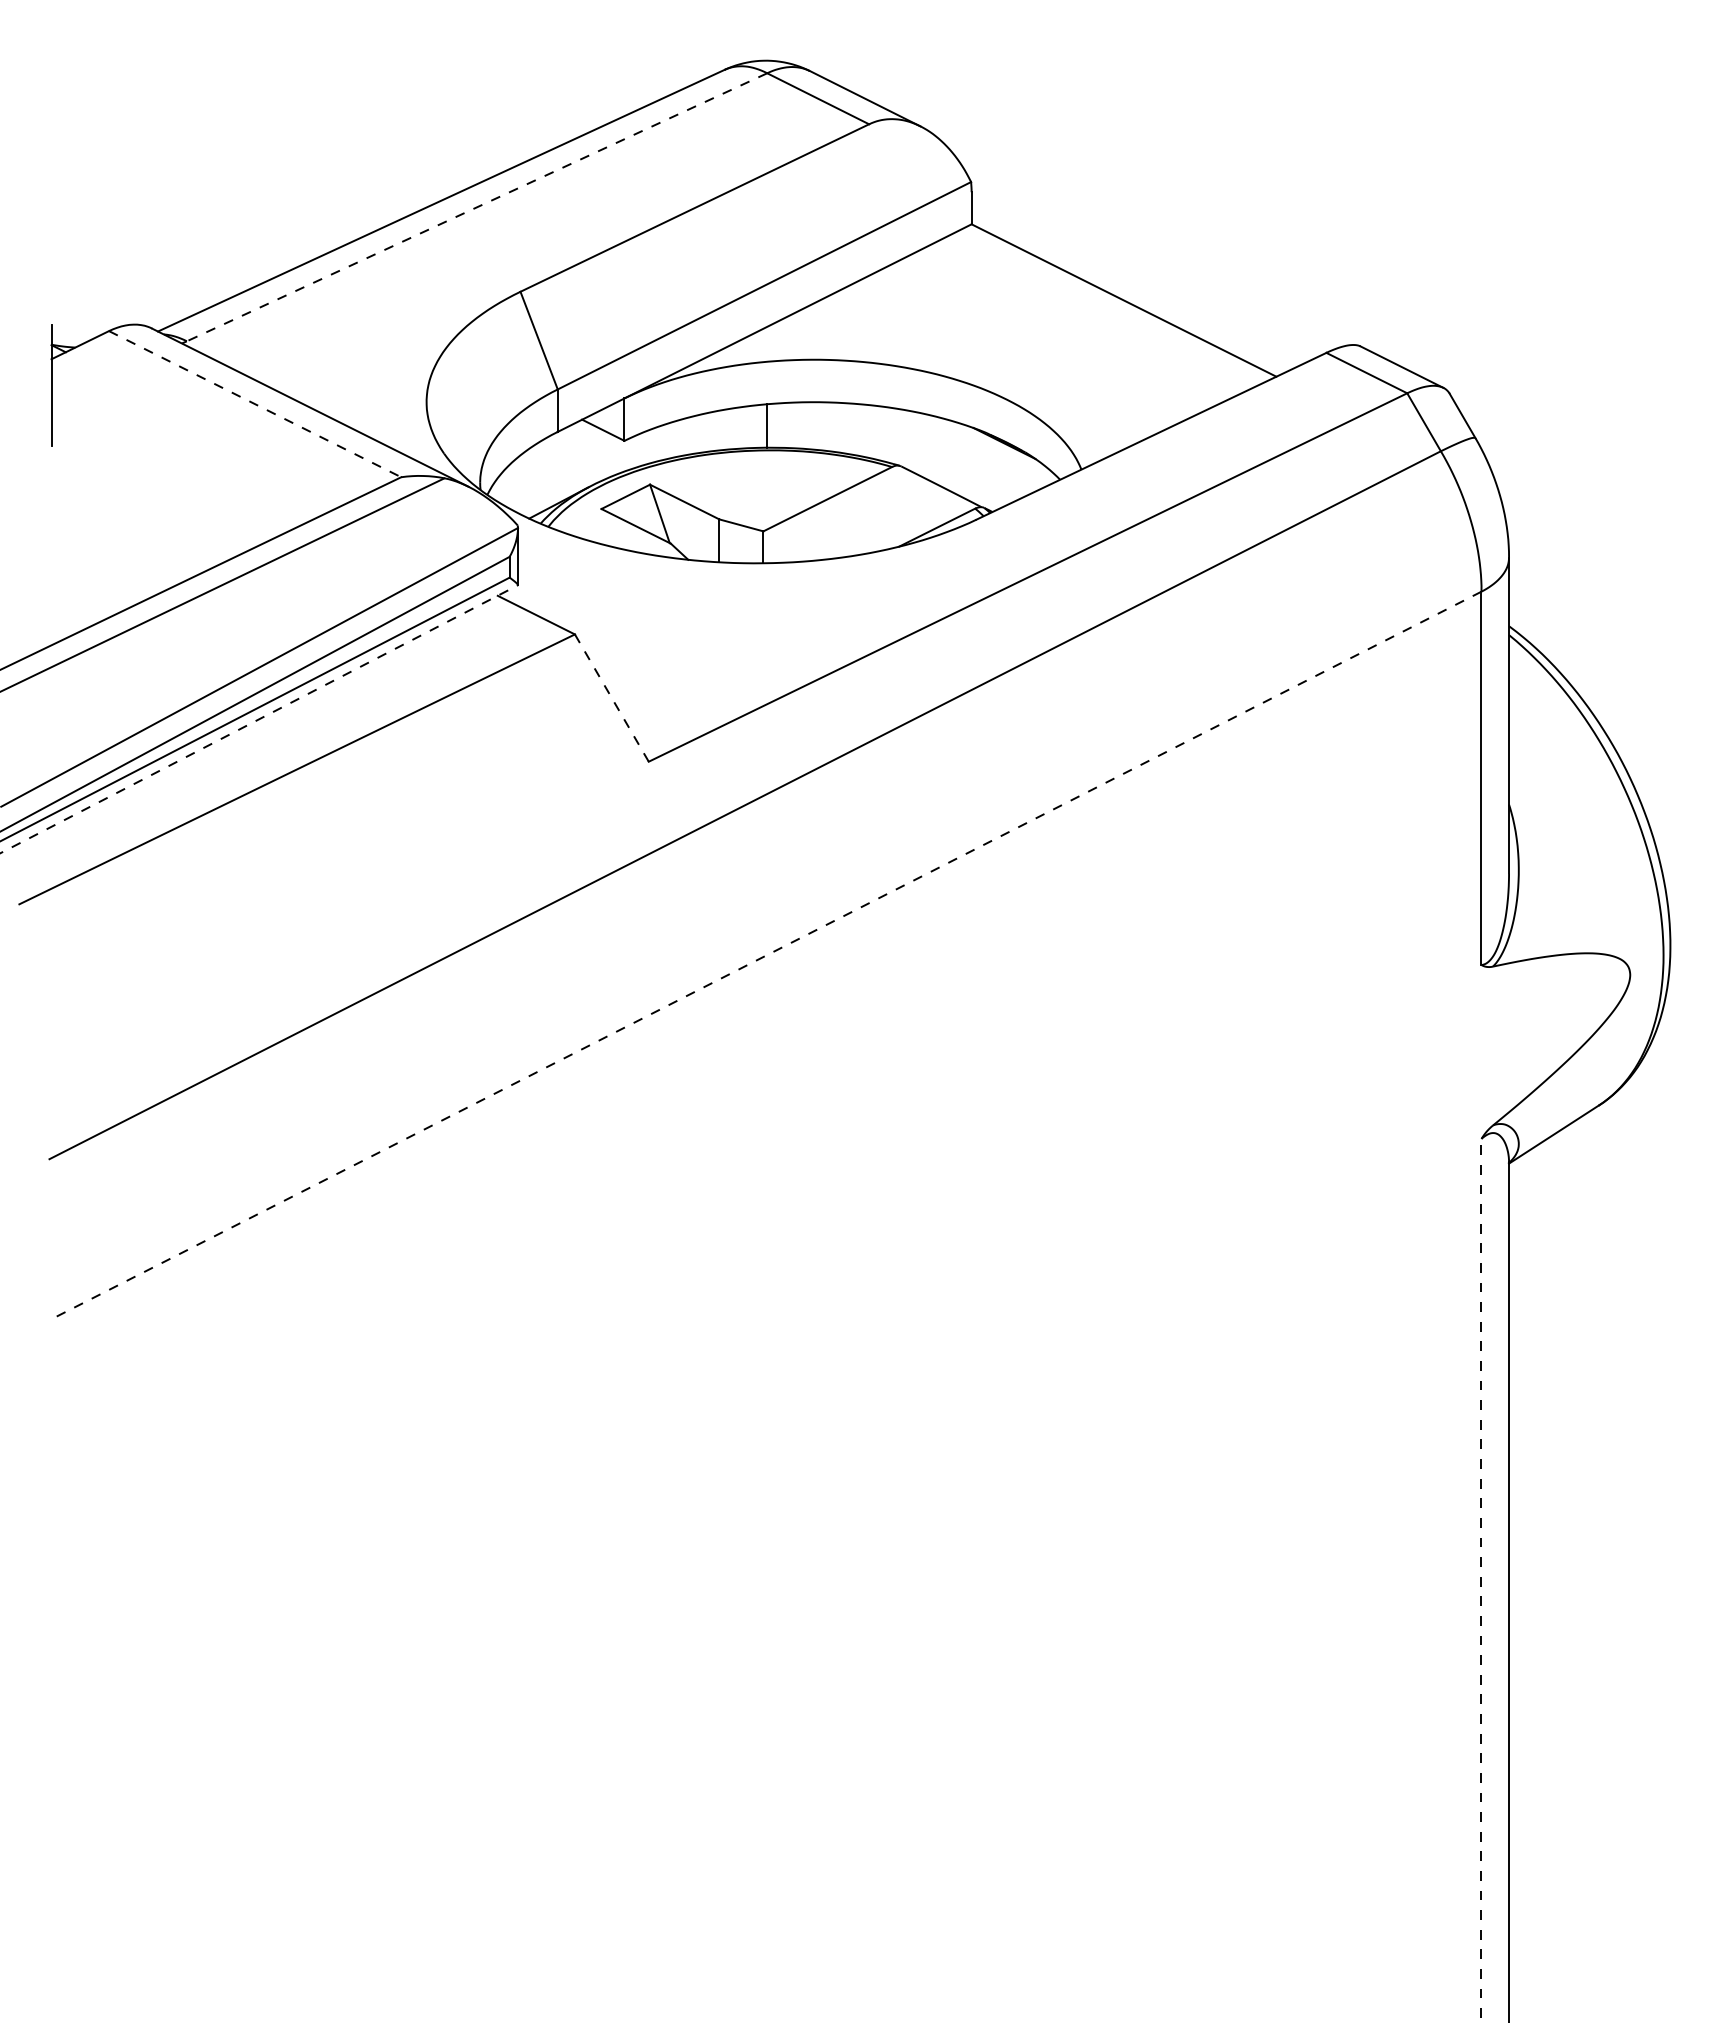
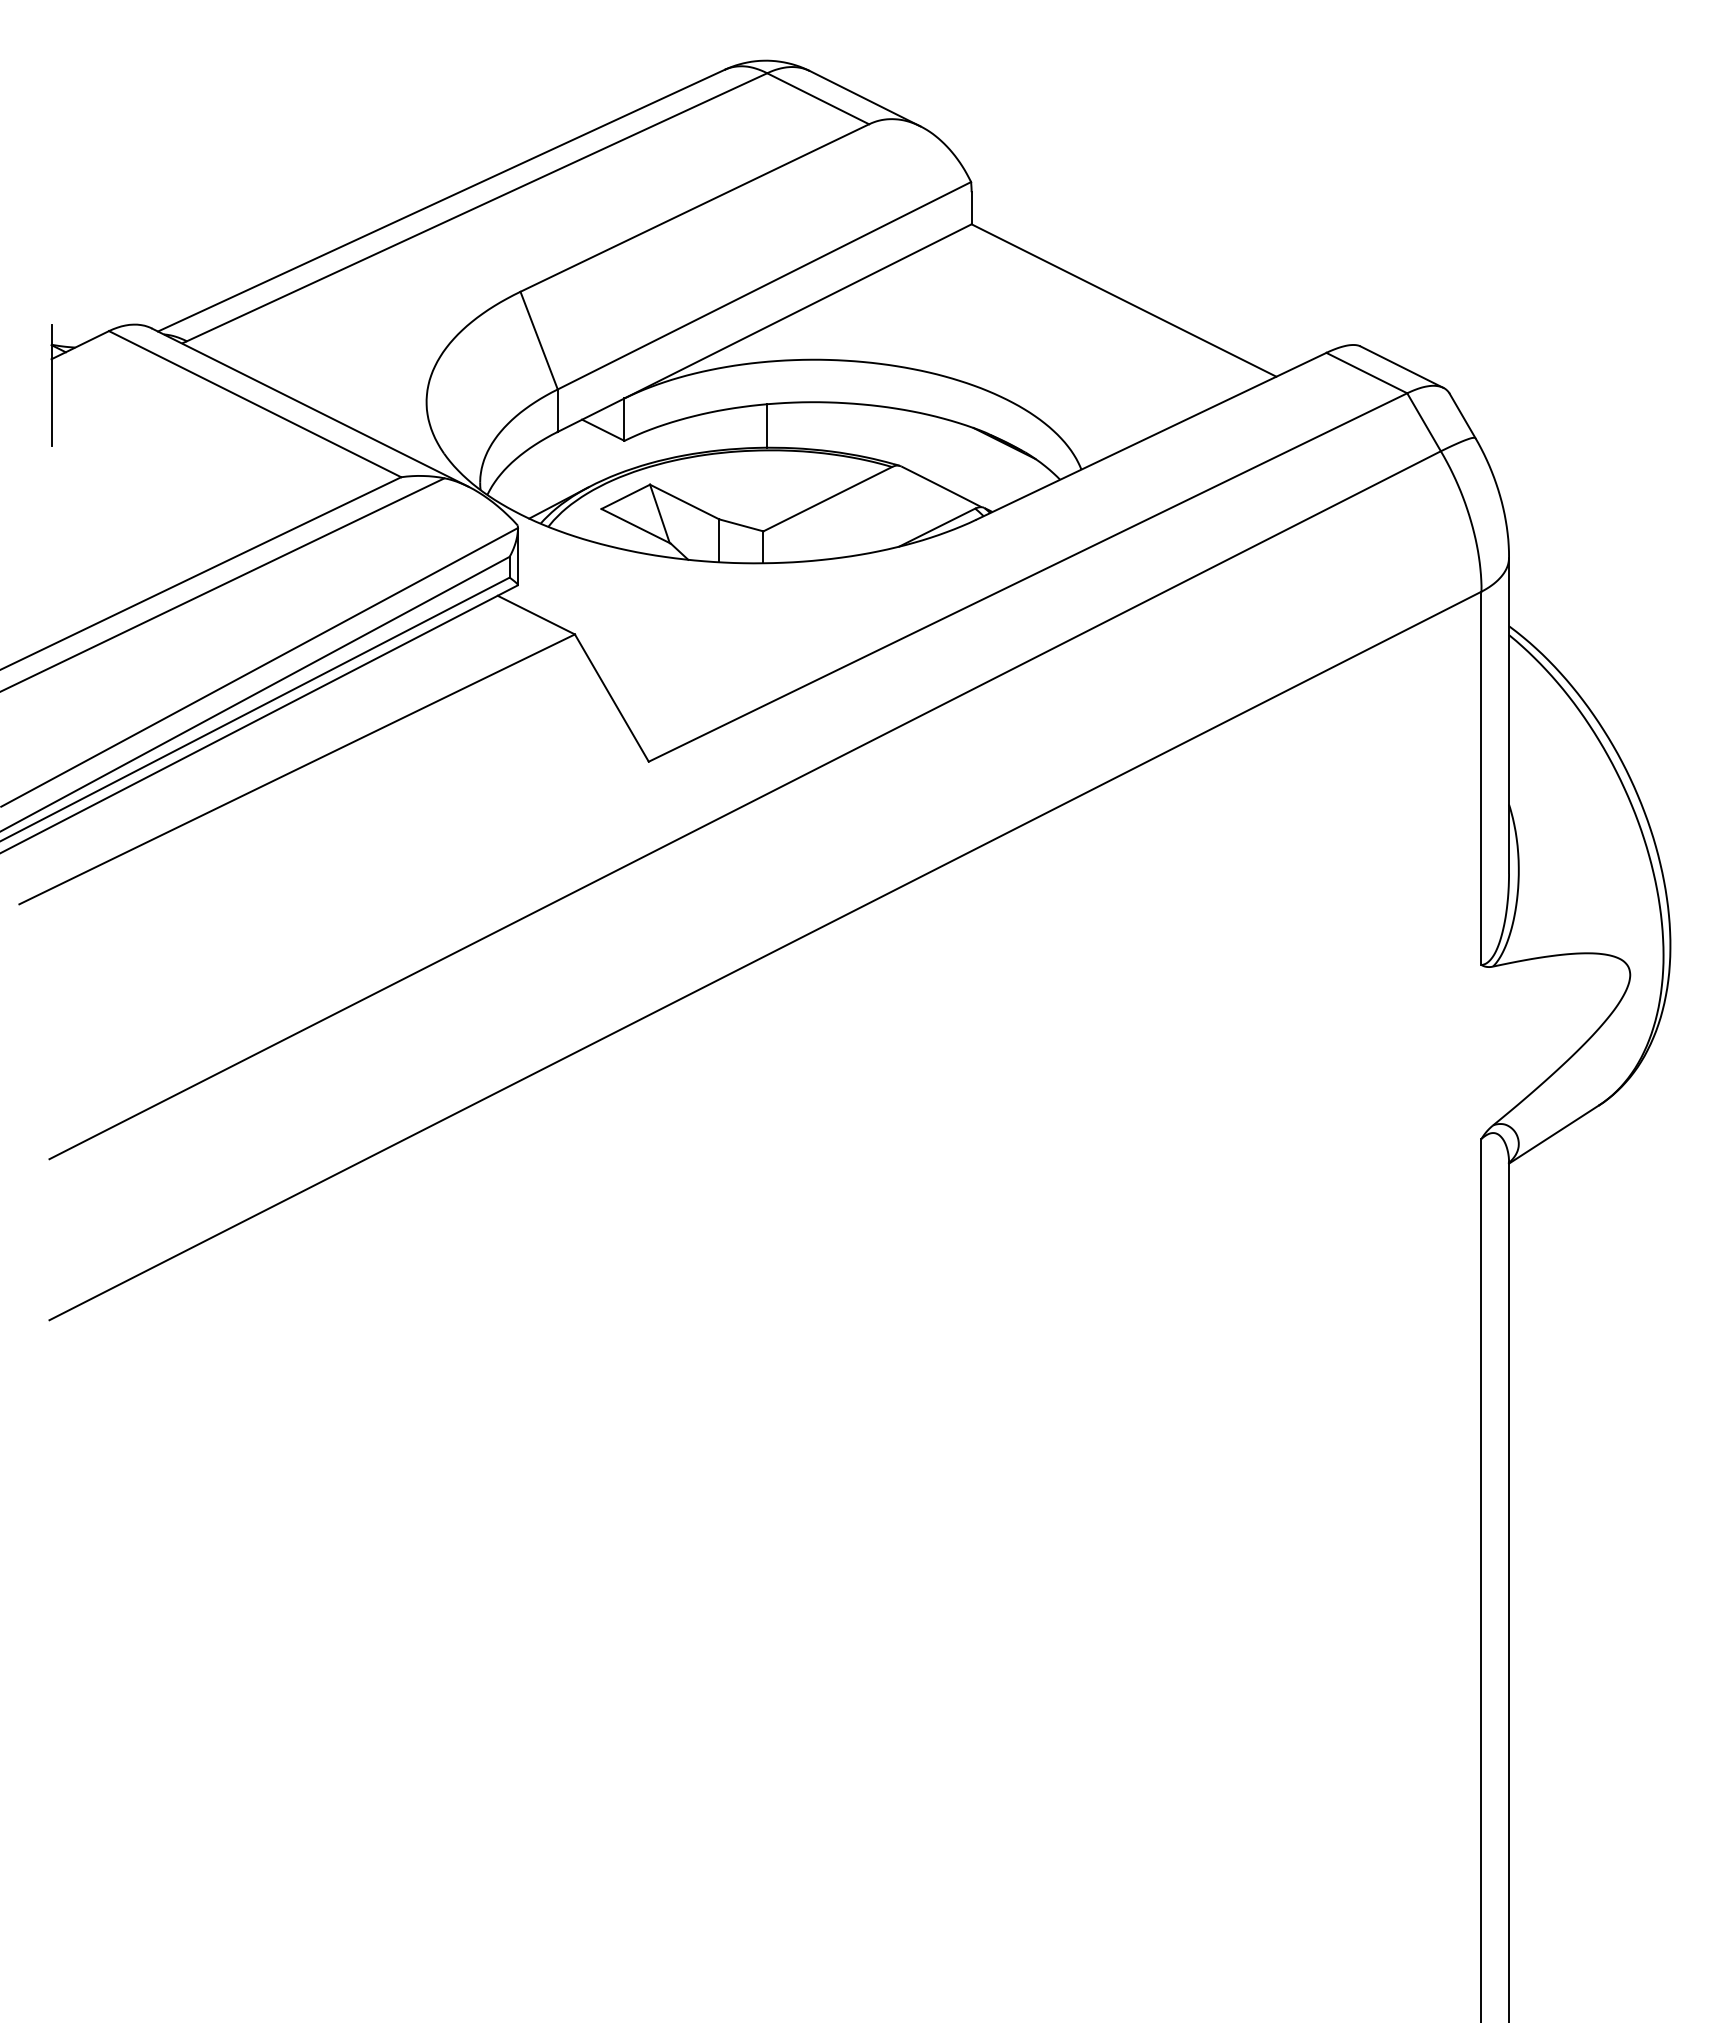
line: dashed -> solid (477, 207)
line: dashed -> solid (255, 404)
line: dashed -> solid (611, 698)
line: dashed -> solid (259, 719)
line: dashed -> solid (765, 956)
line: dashed -> solid (1481, 1580)
